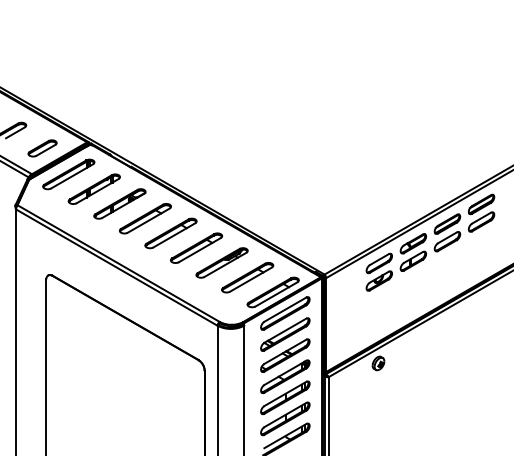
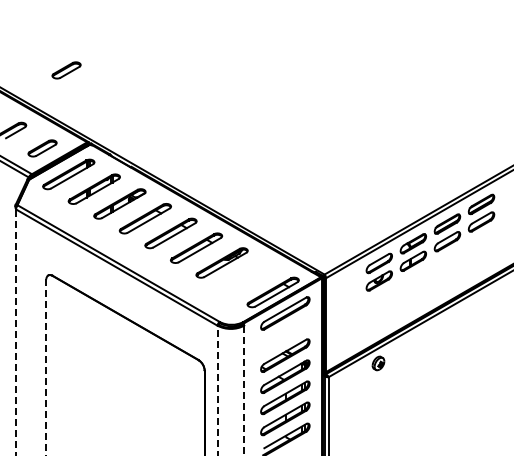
part: none -> present (66, 70)
part: present -> none (247, 277)
line: solid -> dashed (16, 332)
part: present -> none (285, 334)
line: solid -> dashed (46, 367)
line: solid -> dashed (217, 390)
line: solid -> dashed (244, 390)
